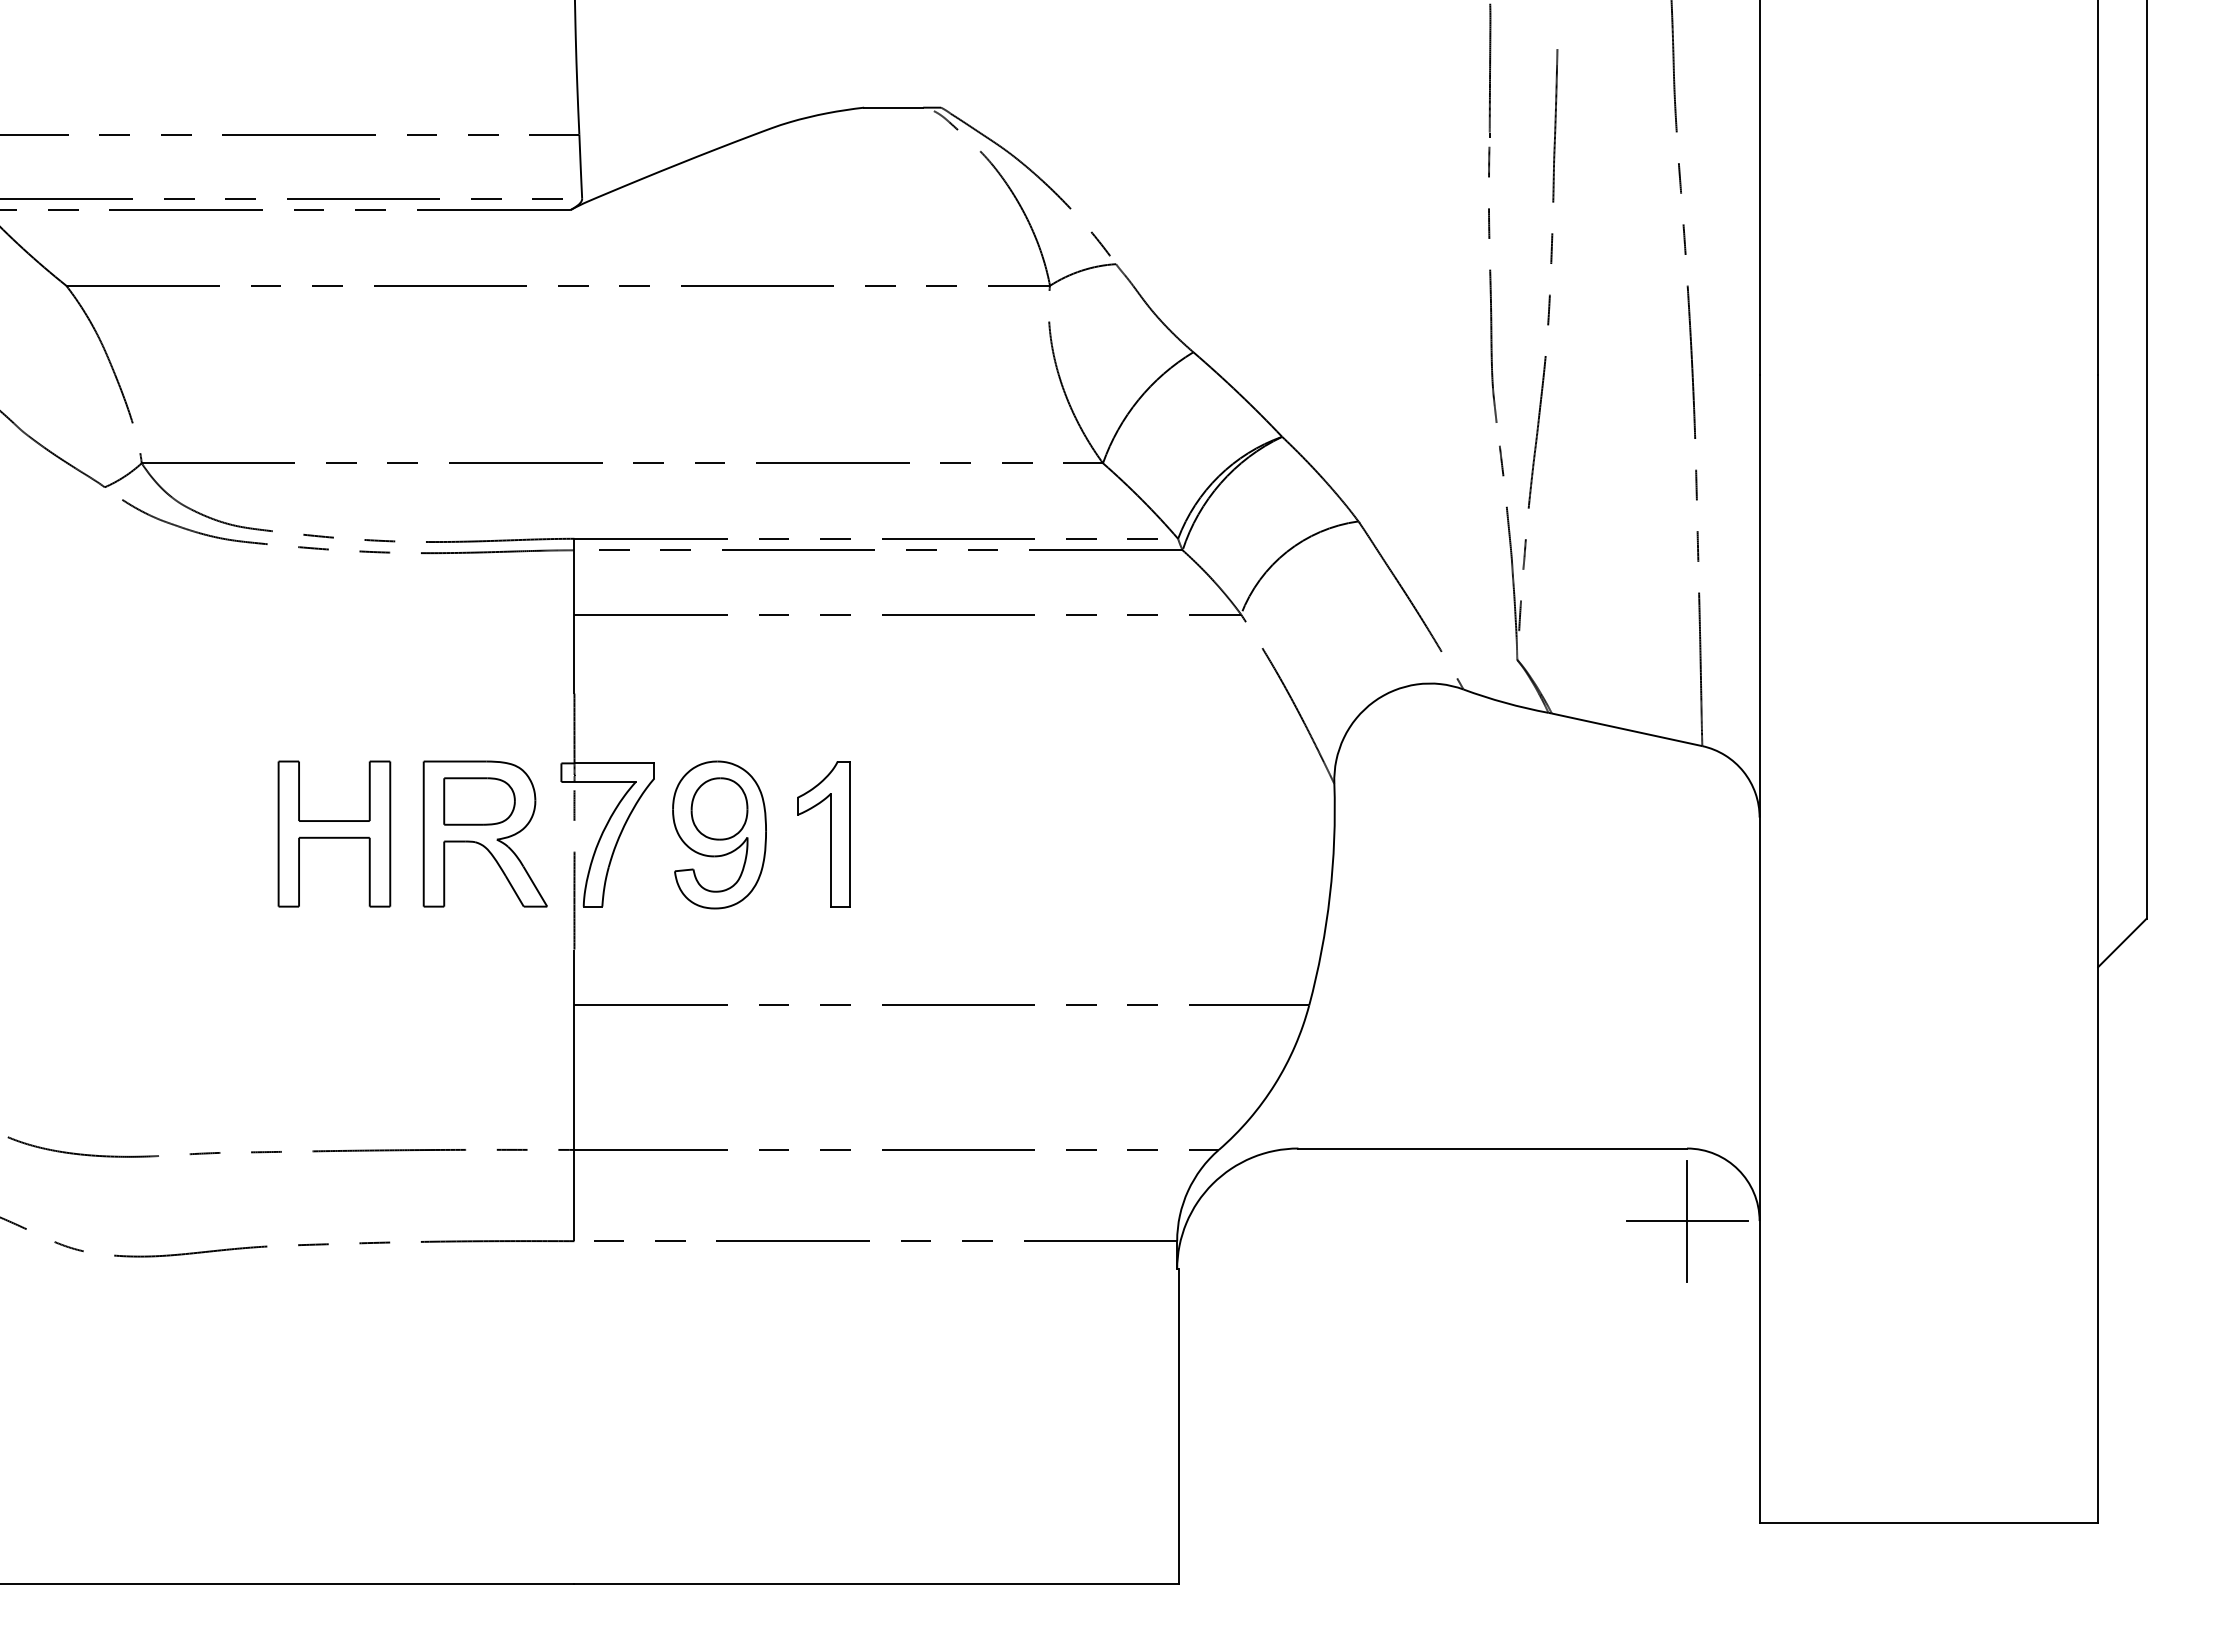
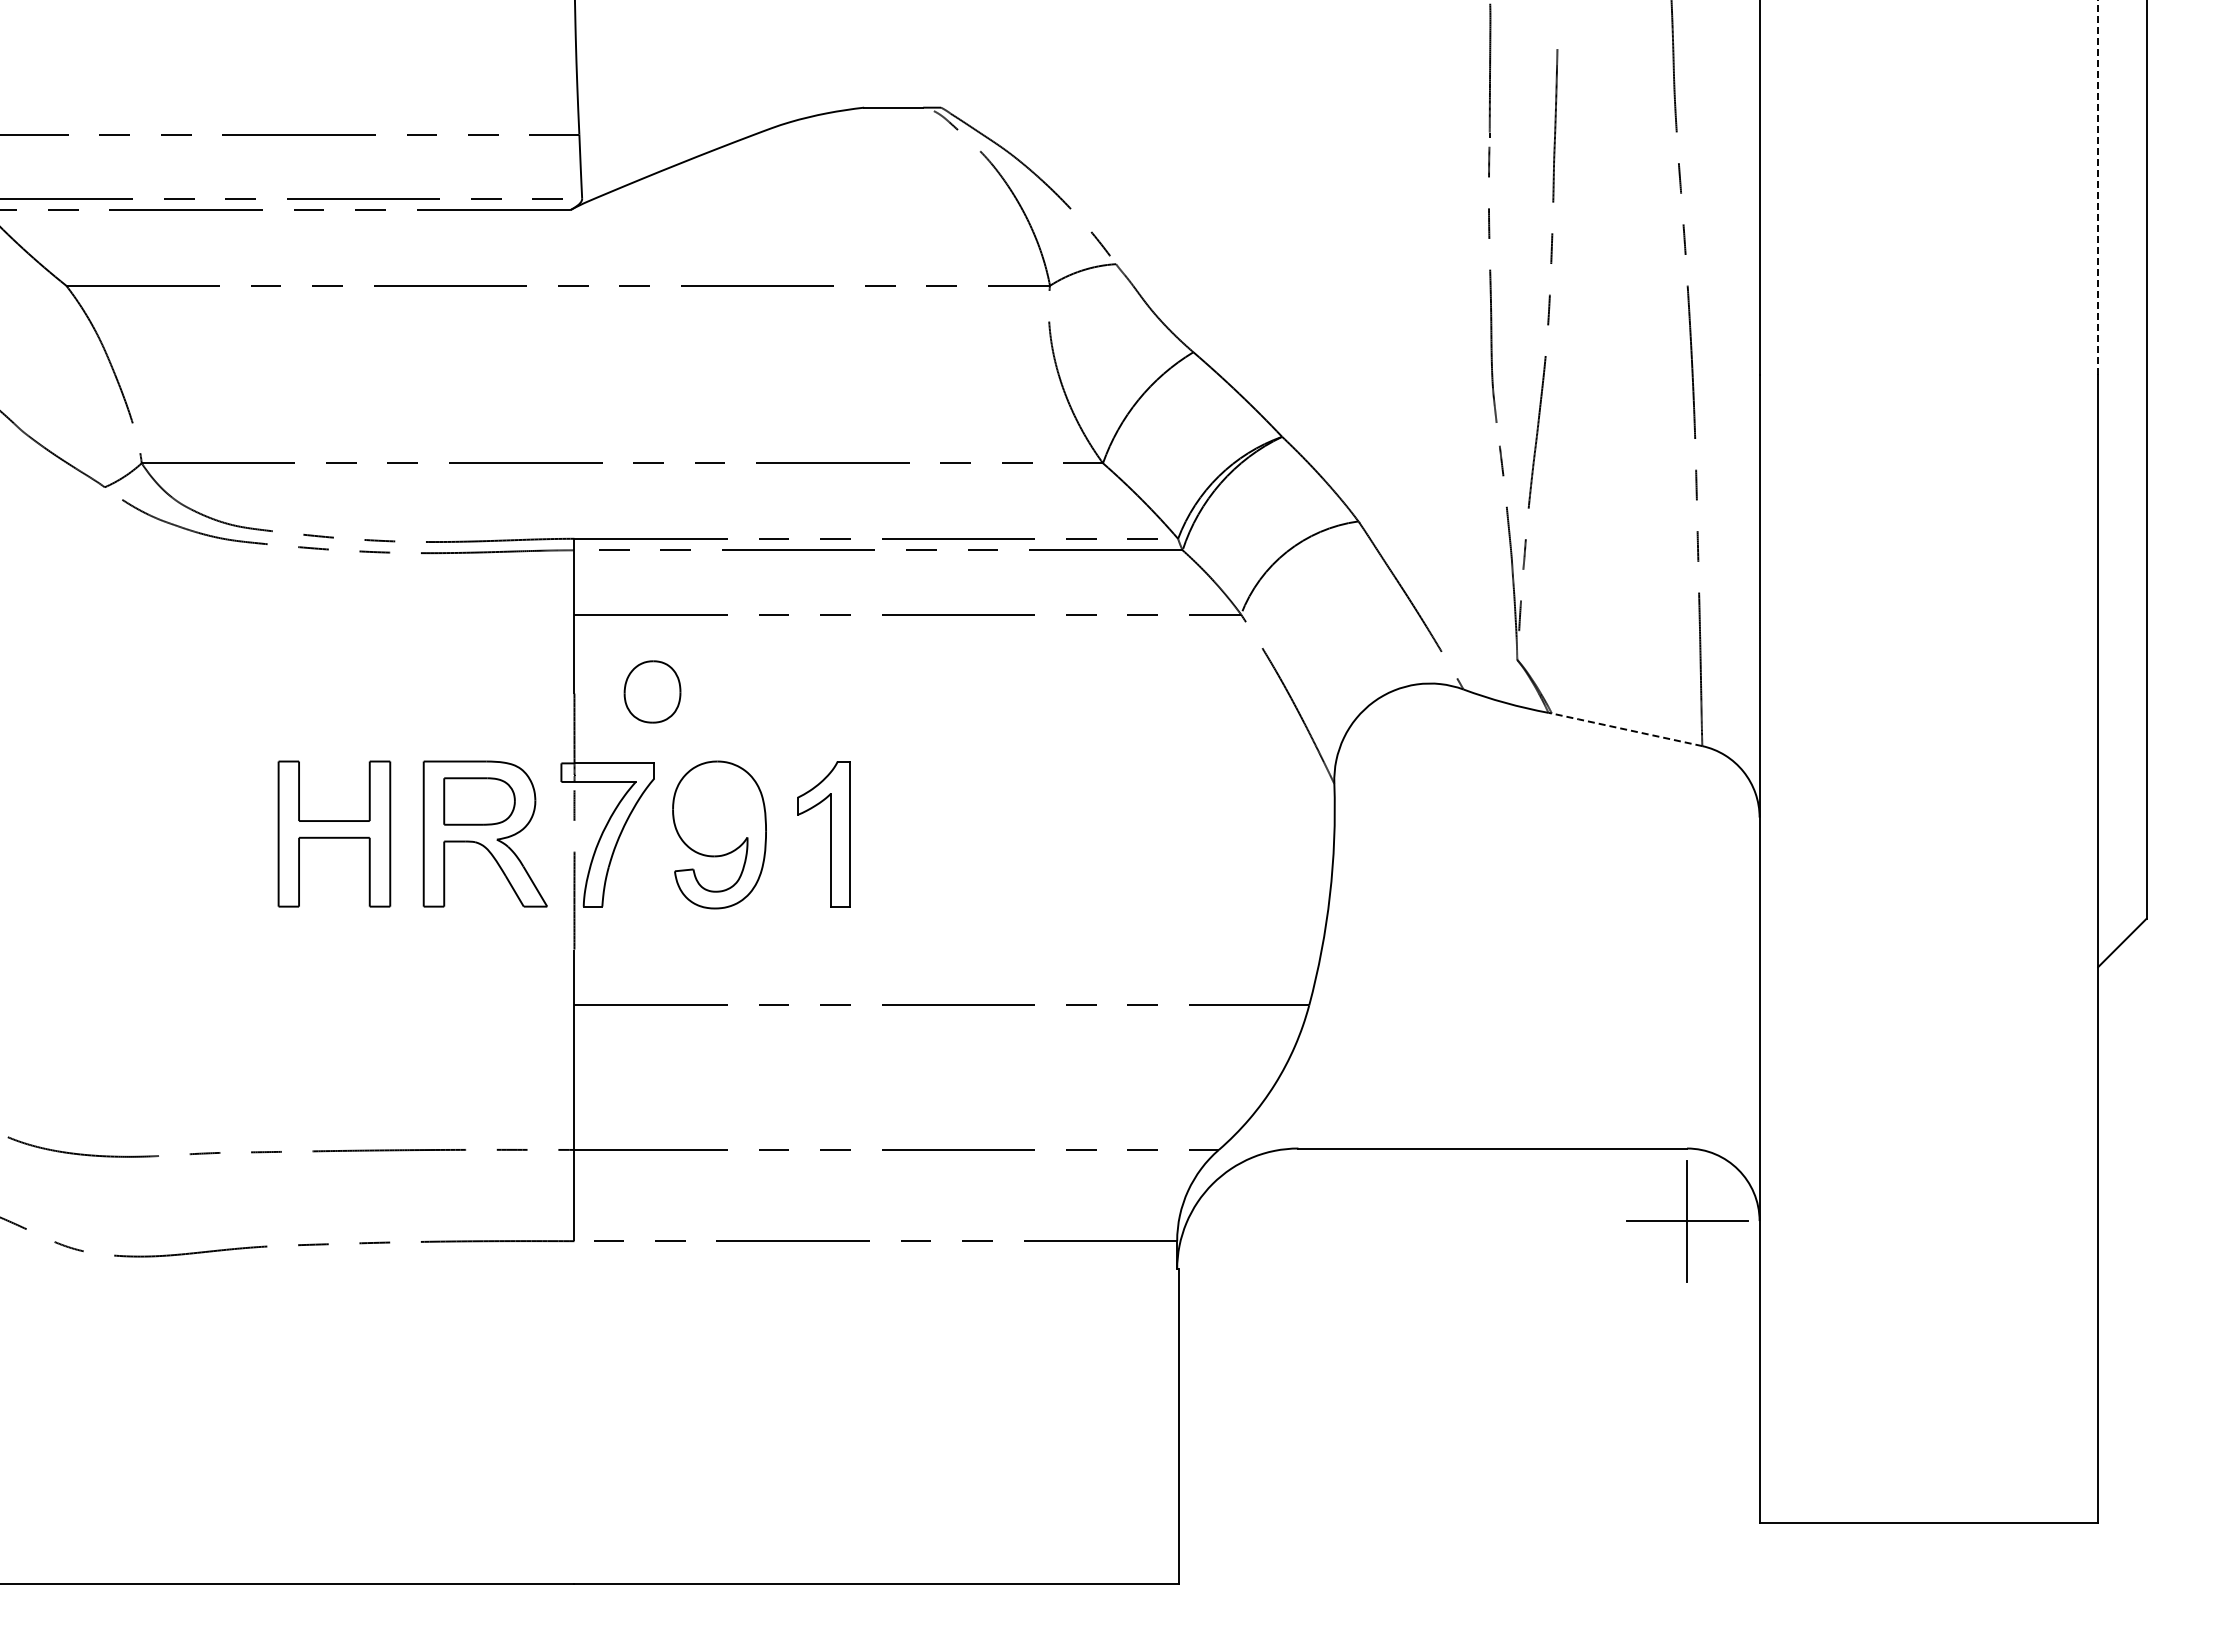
line: solid -> dashed (2098, 187)
line: solid -> dashed (1627, 729)
part position: (719, 808) -> (652, 691) (652, 691)
